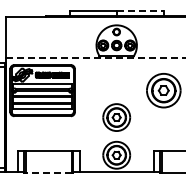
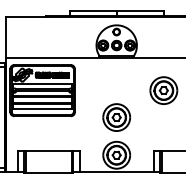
line: dashed -> solid (140, 10)
line: dashed -> solid (96, 57)
part size: 36x36 px -> 30x29 px (163, 90)
line: dashed -> solid (48, 173)
